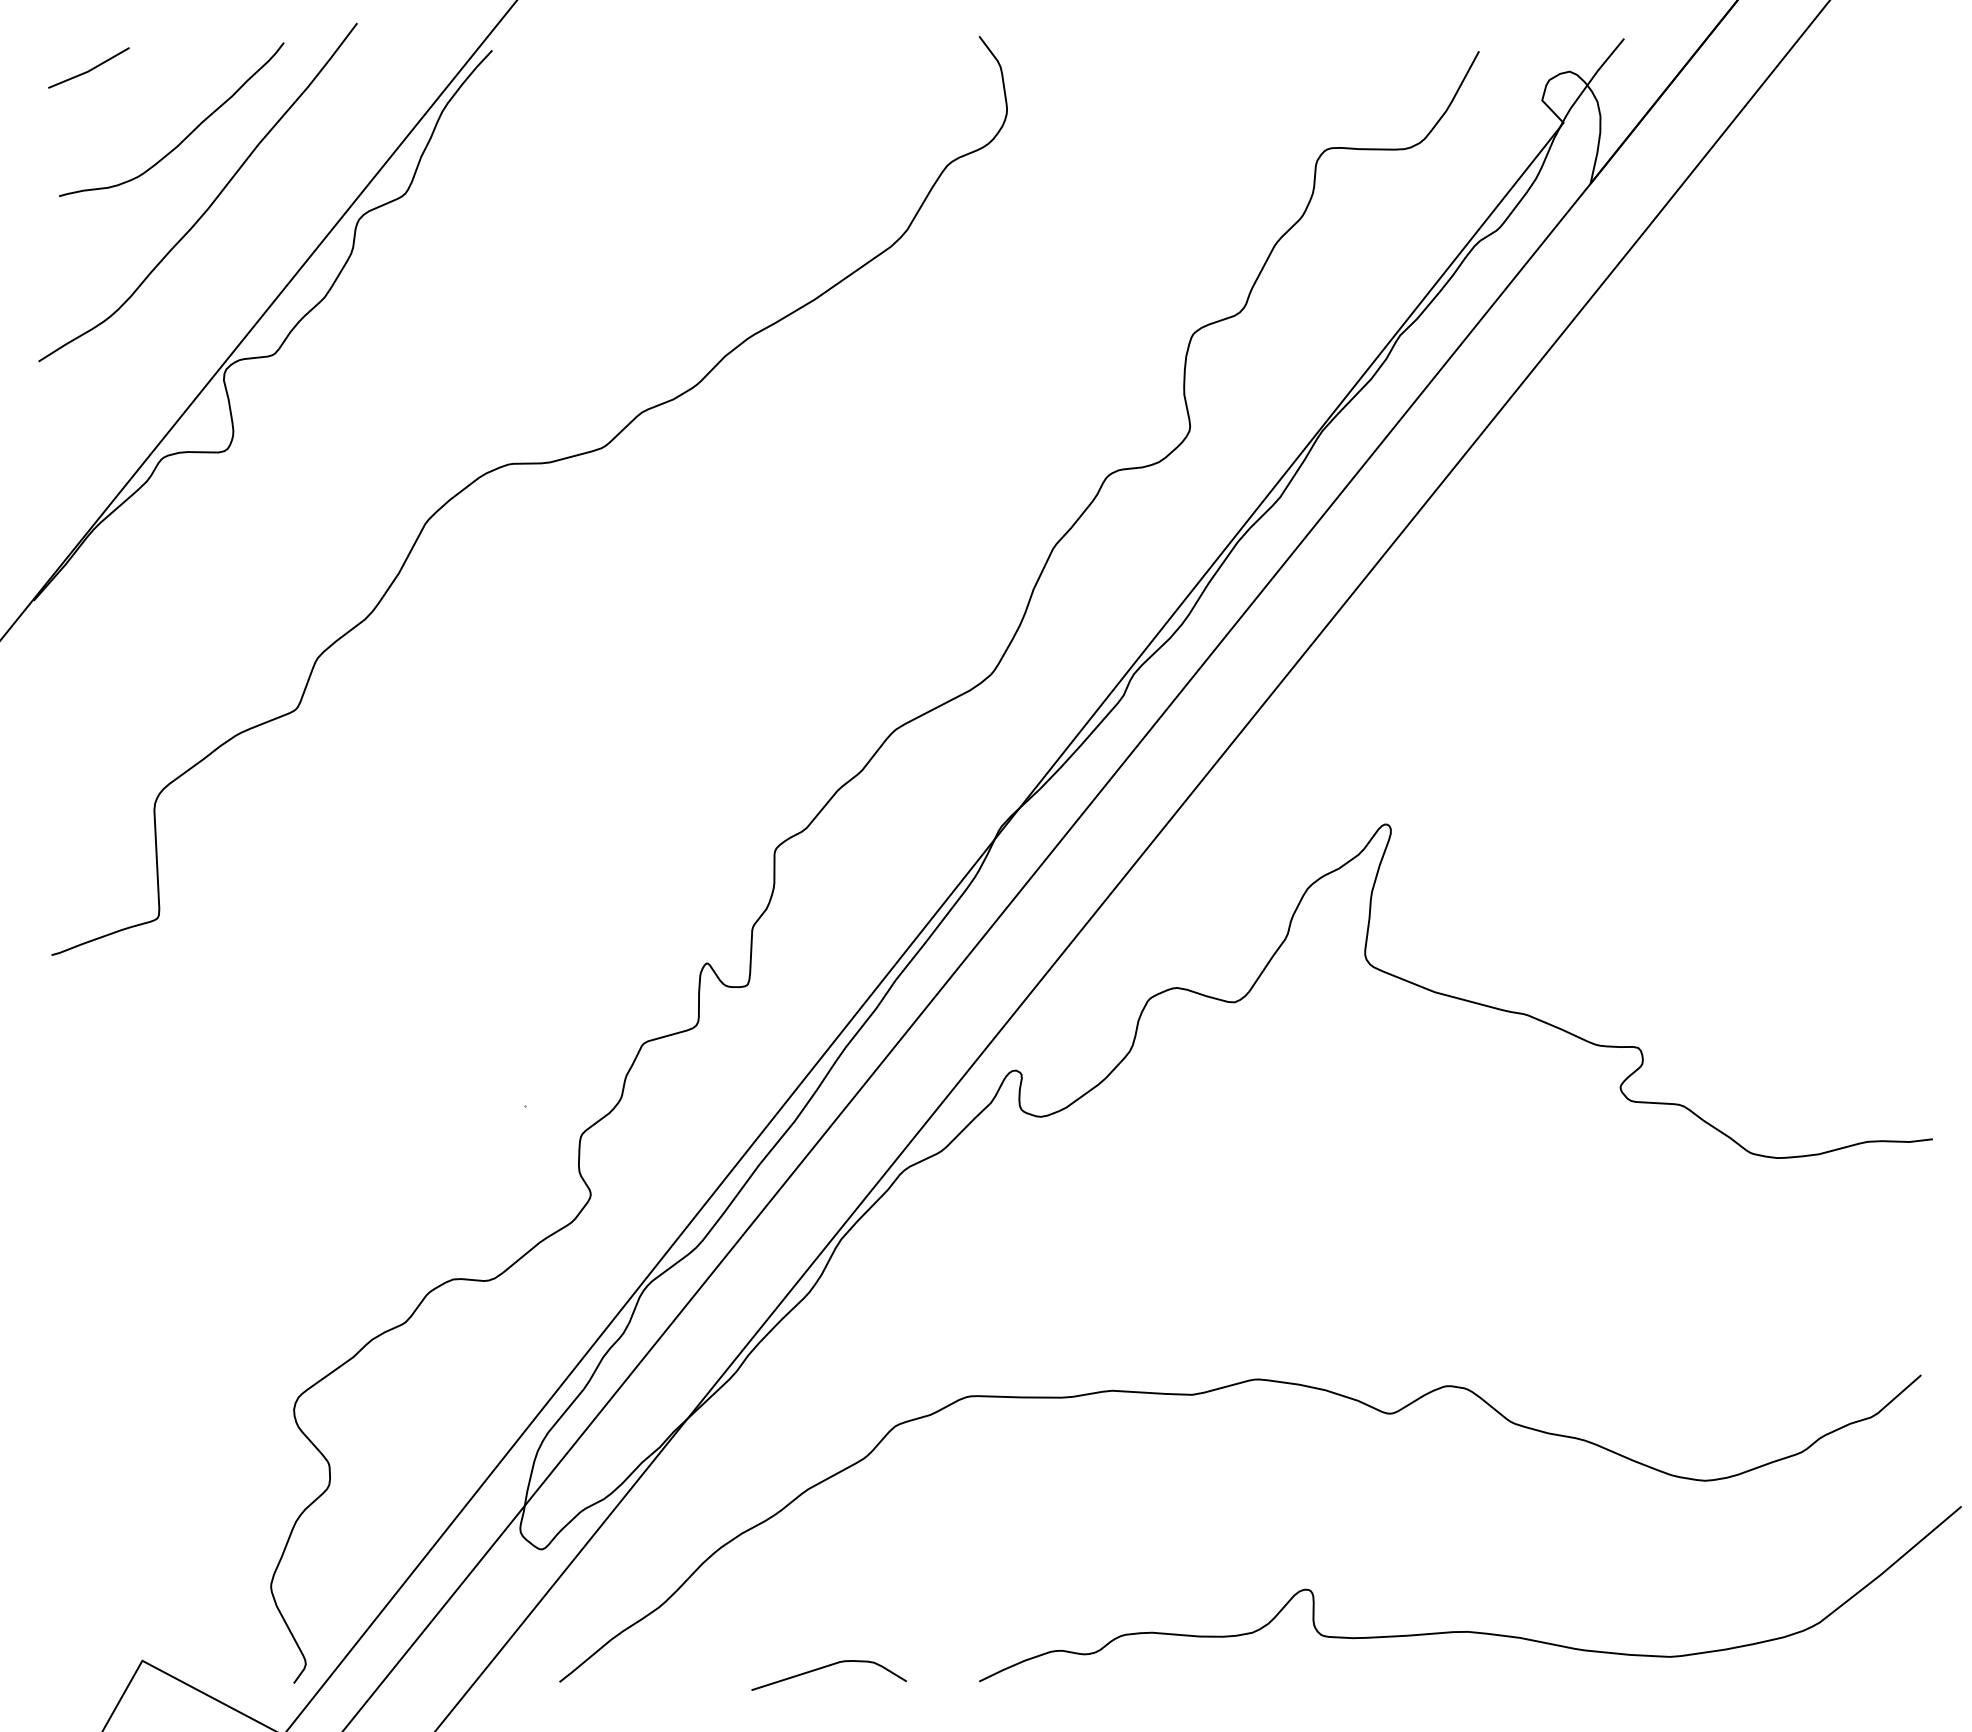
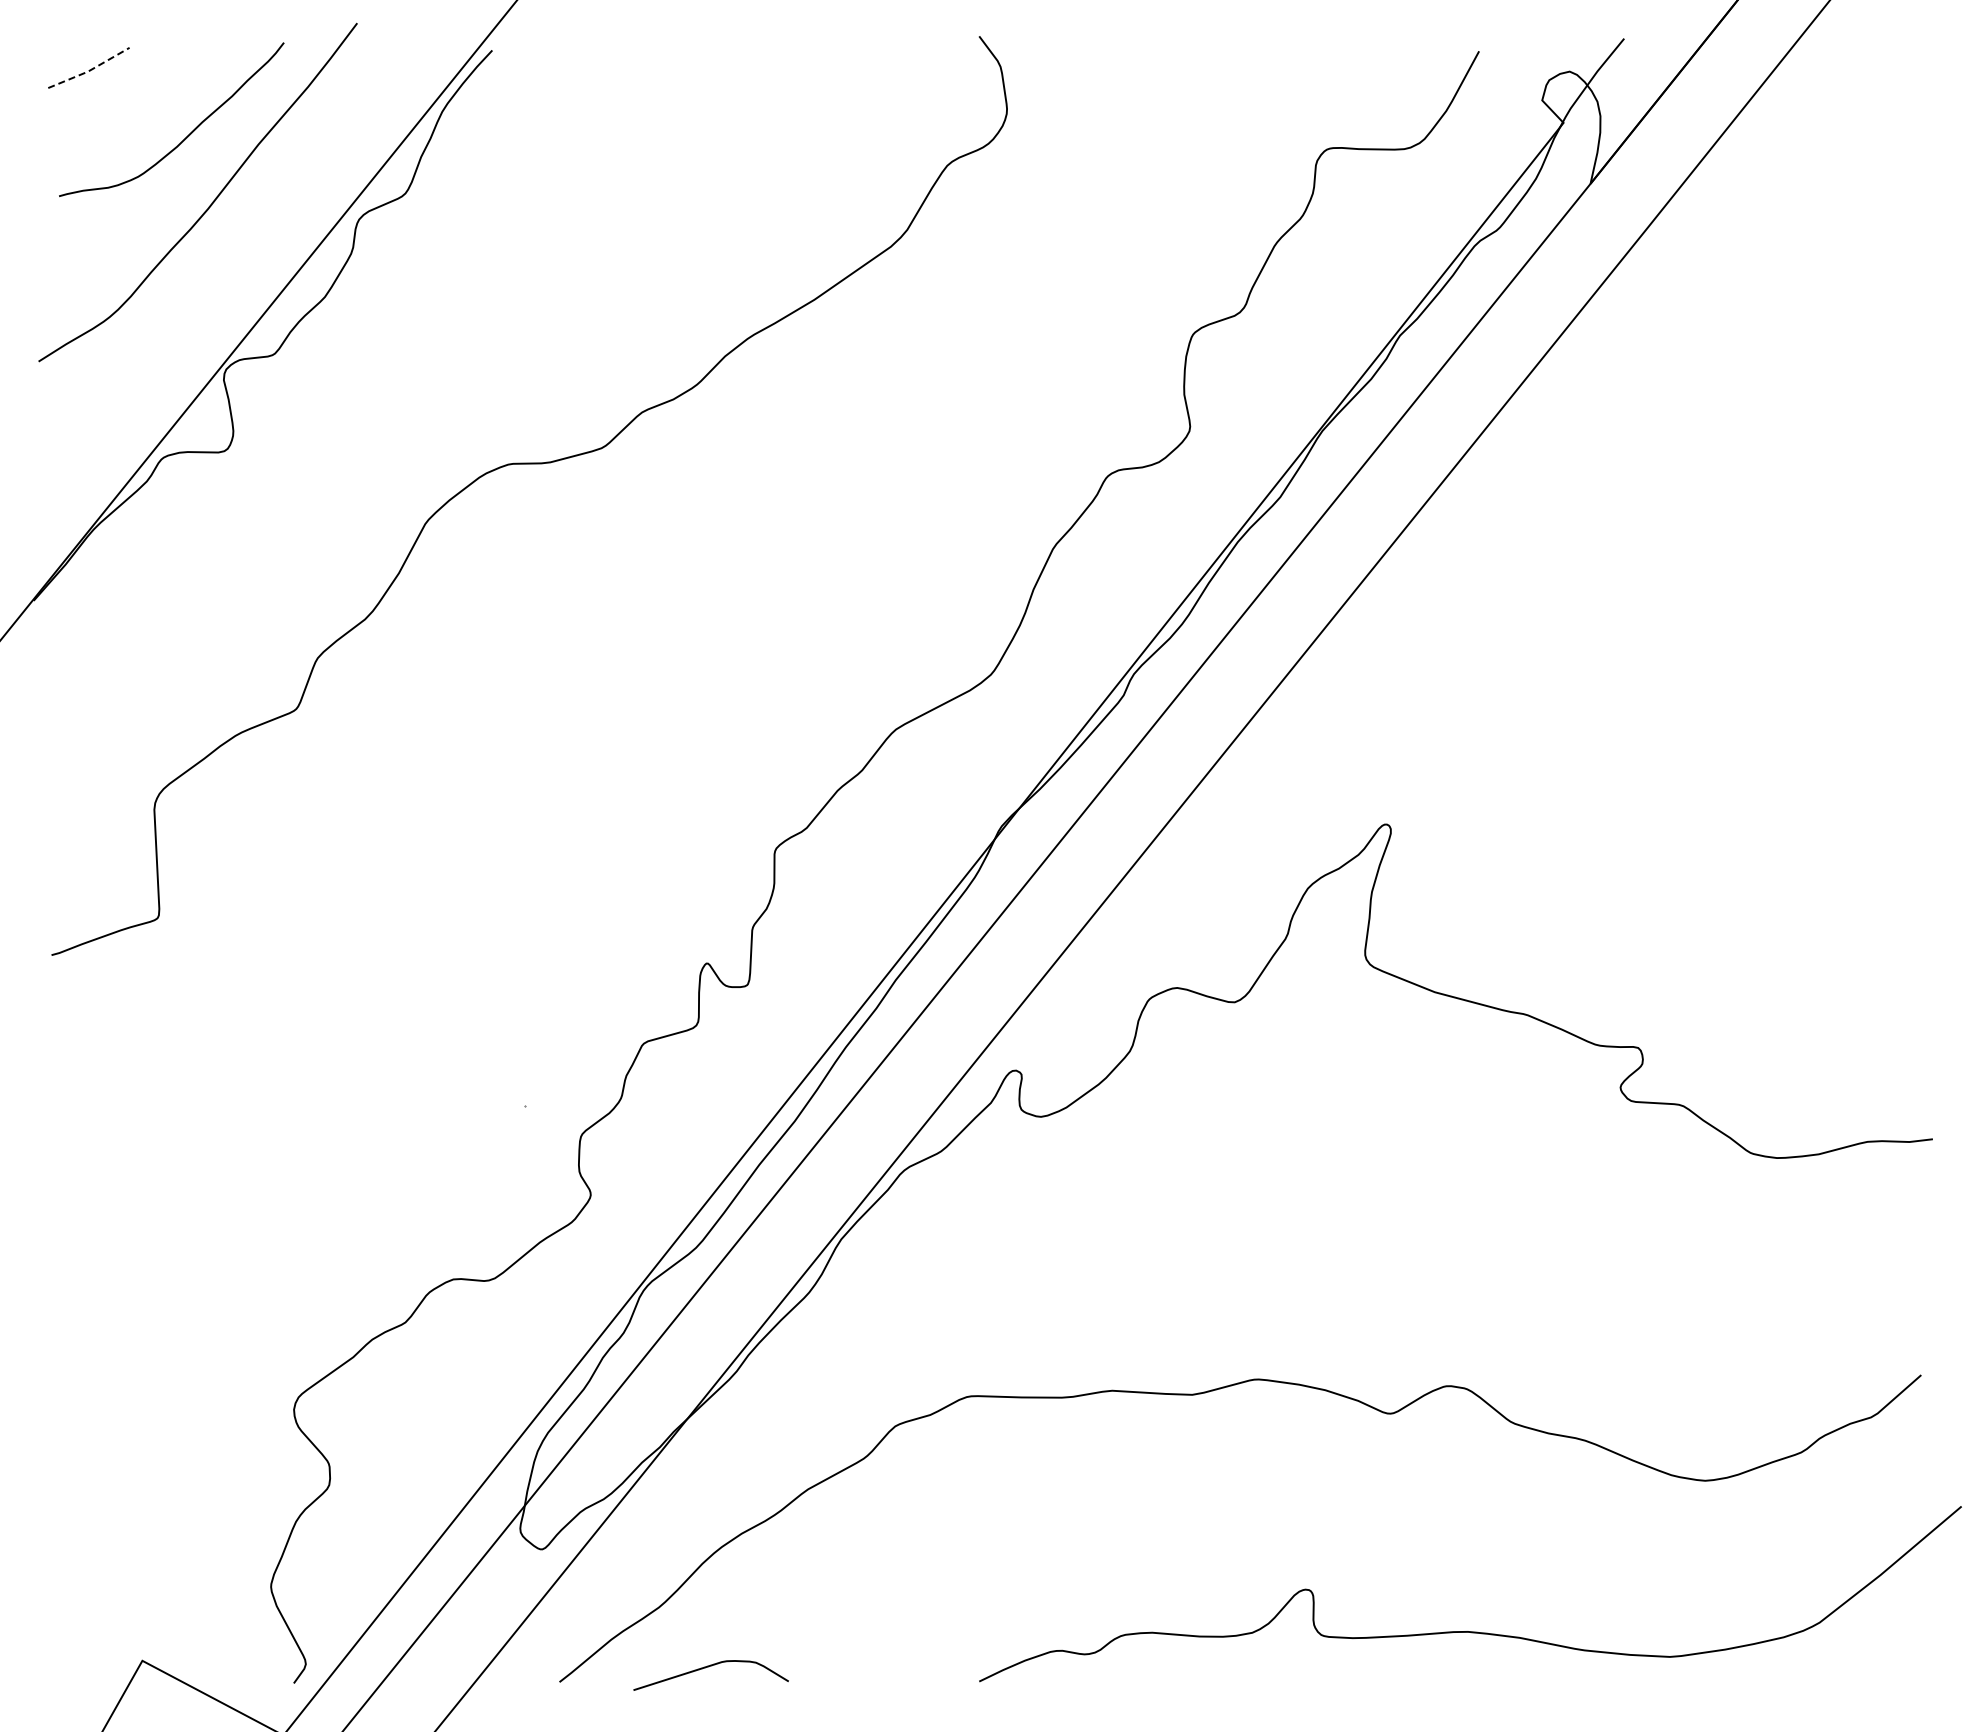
line: solid -> dashed (90, 70)
curve position: (826, 1667) -> (708, 1667) (708, 1667)
